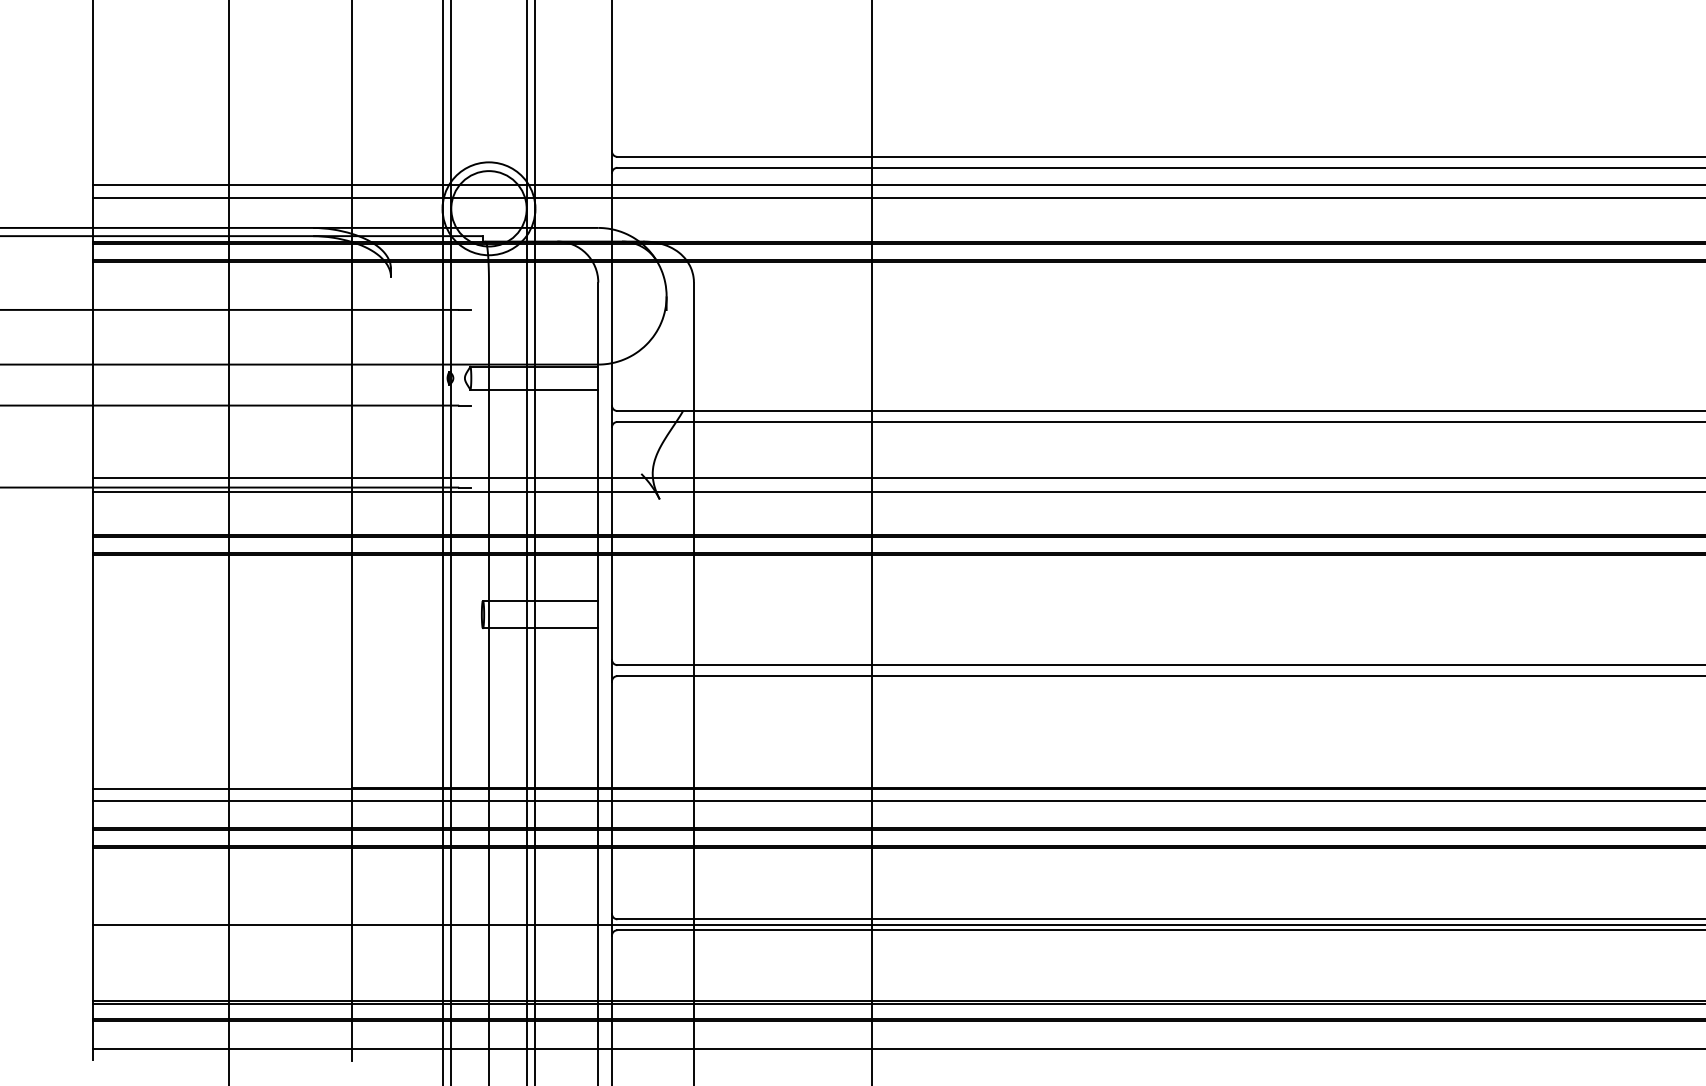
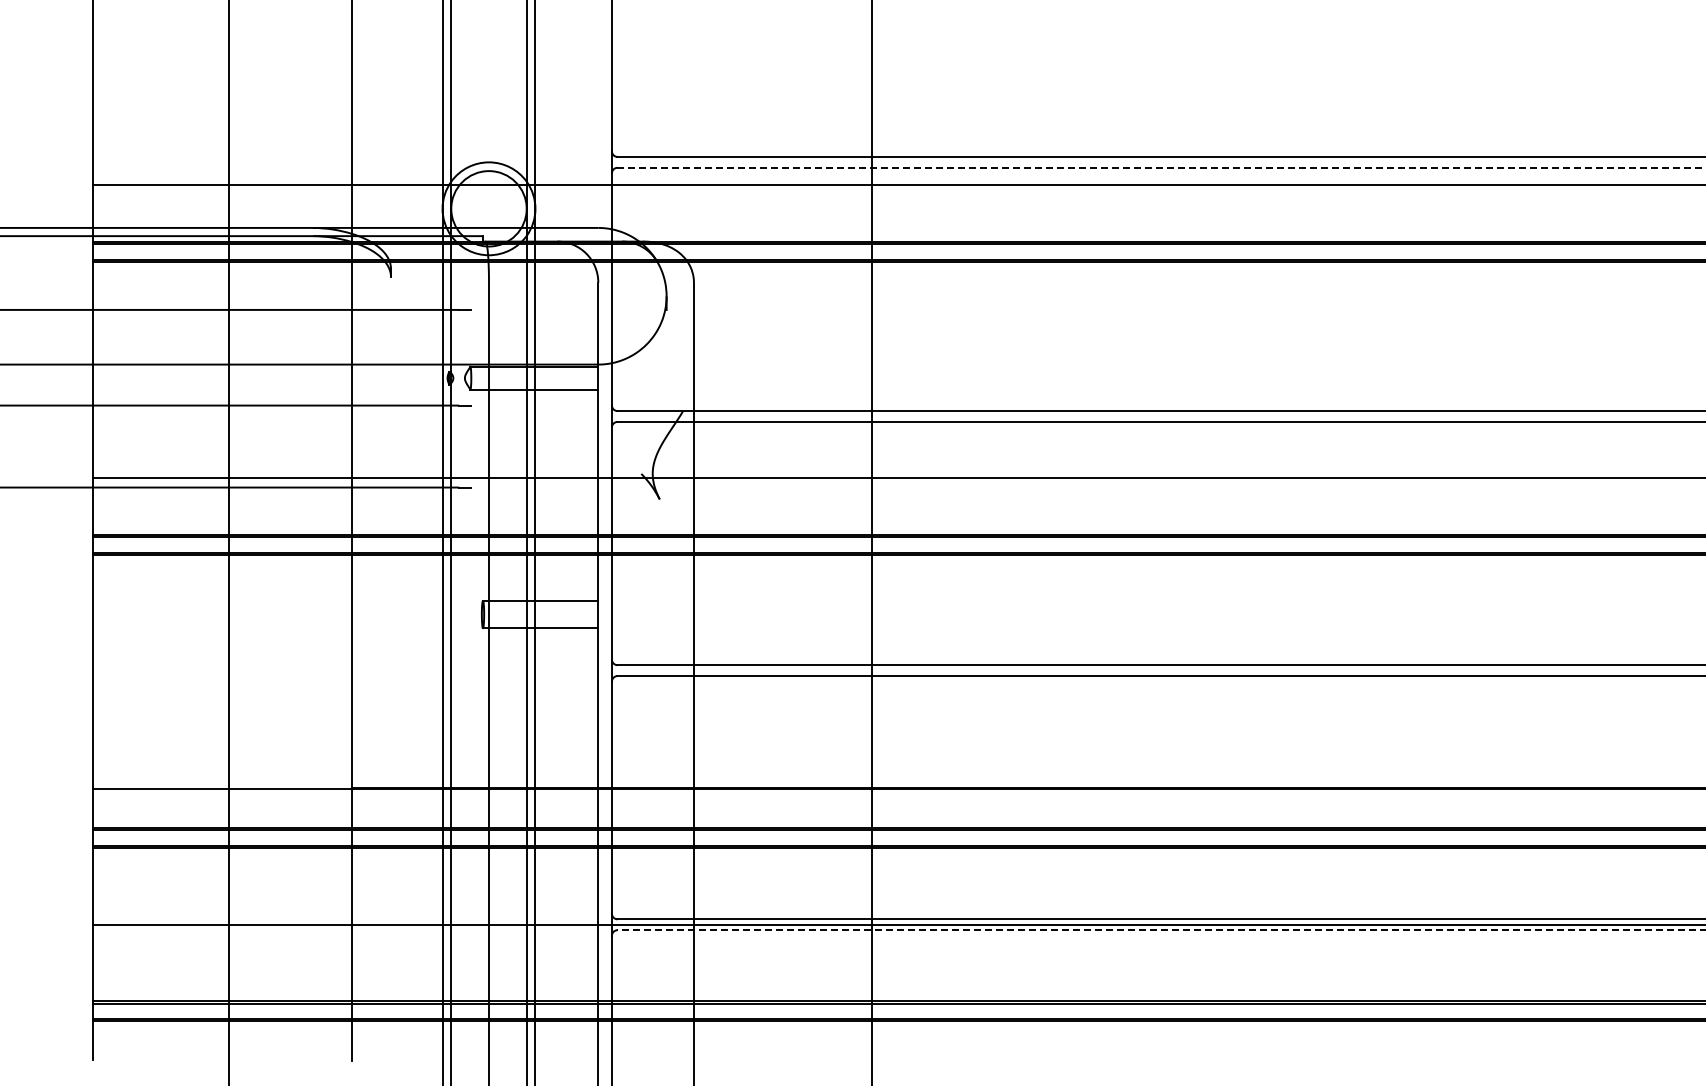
line: solid -> dashed (1161, 167)
line: present -> none (897, 198)
line: present -> none (897, 491)
line: present -> none (897, 800)
line: solid -> dashed (1161, 930)
line: present -> none (897, 1048)
